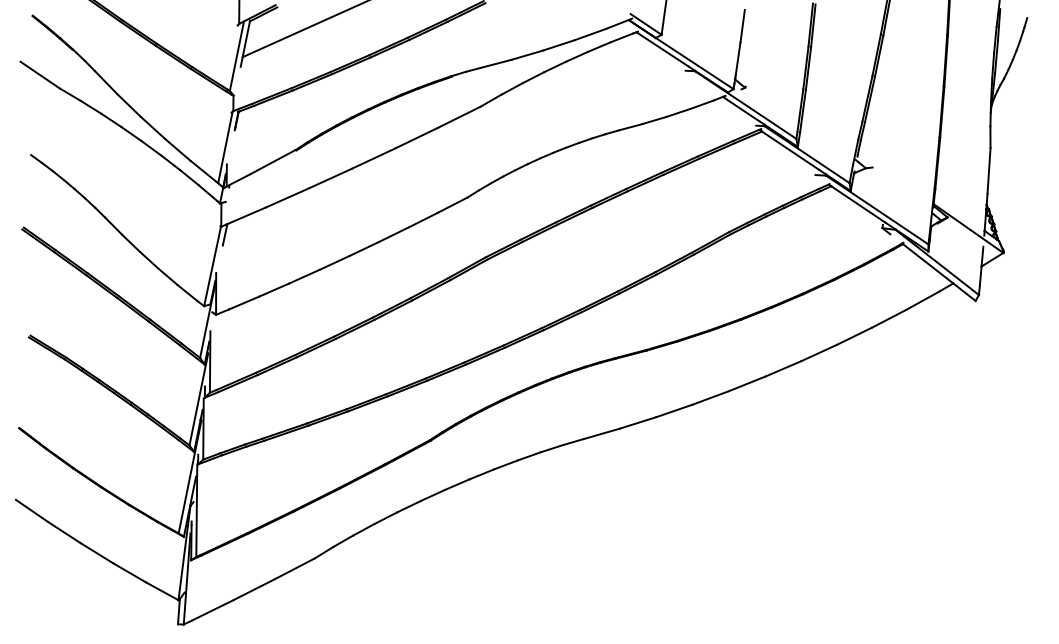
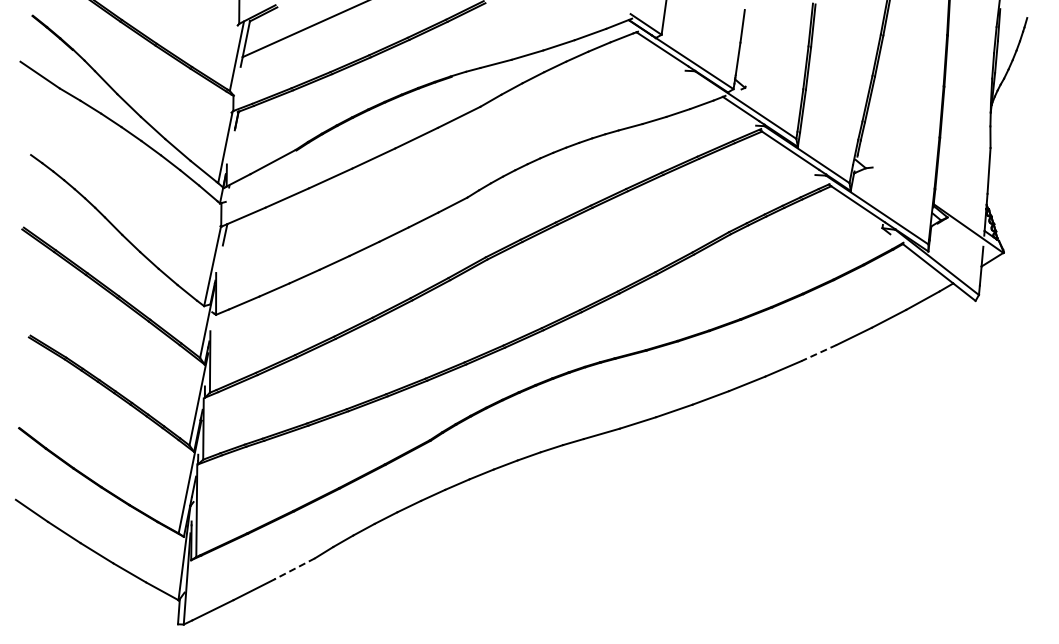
line: solid -> dashed (819, 353)
line: solid -> dashed (294, 568)
